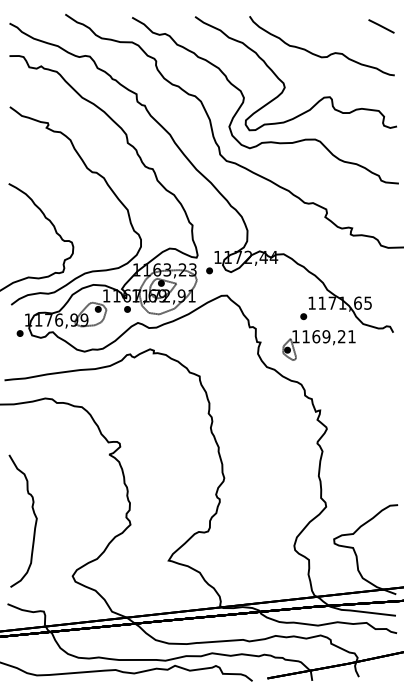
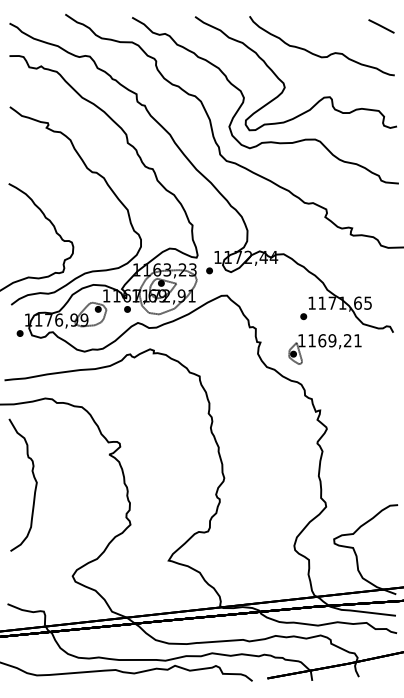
part position: (318, 345) -> (324, 349) (324, 349)
curve position: (33, 514) -> (33, 478) (33, 478)
